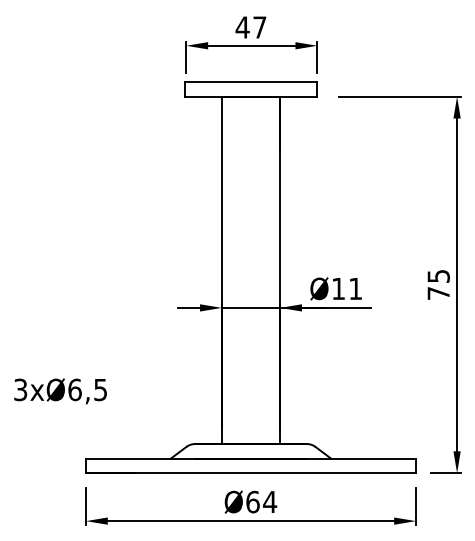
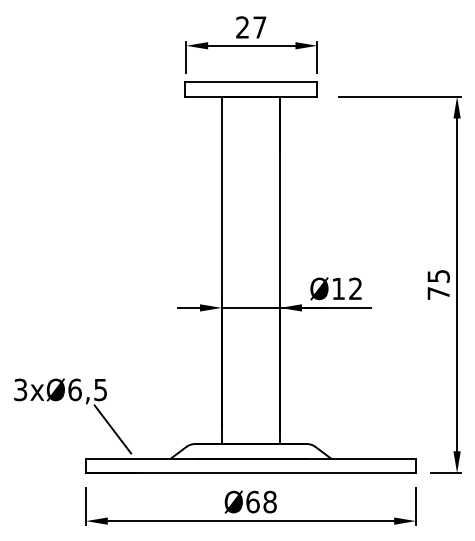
text: 47 -> 27 (242, 27)
text: Ø11 -> Ø12 (355, 288)
line: none -> present (112, 429)
text: Ø64 -> Ø68 (270, 501)
